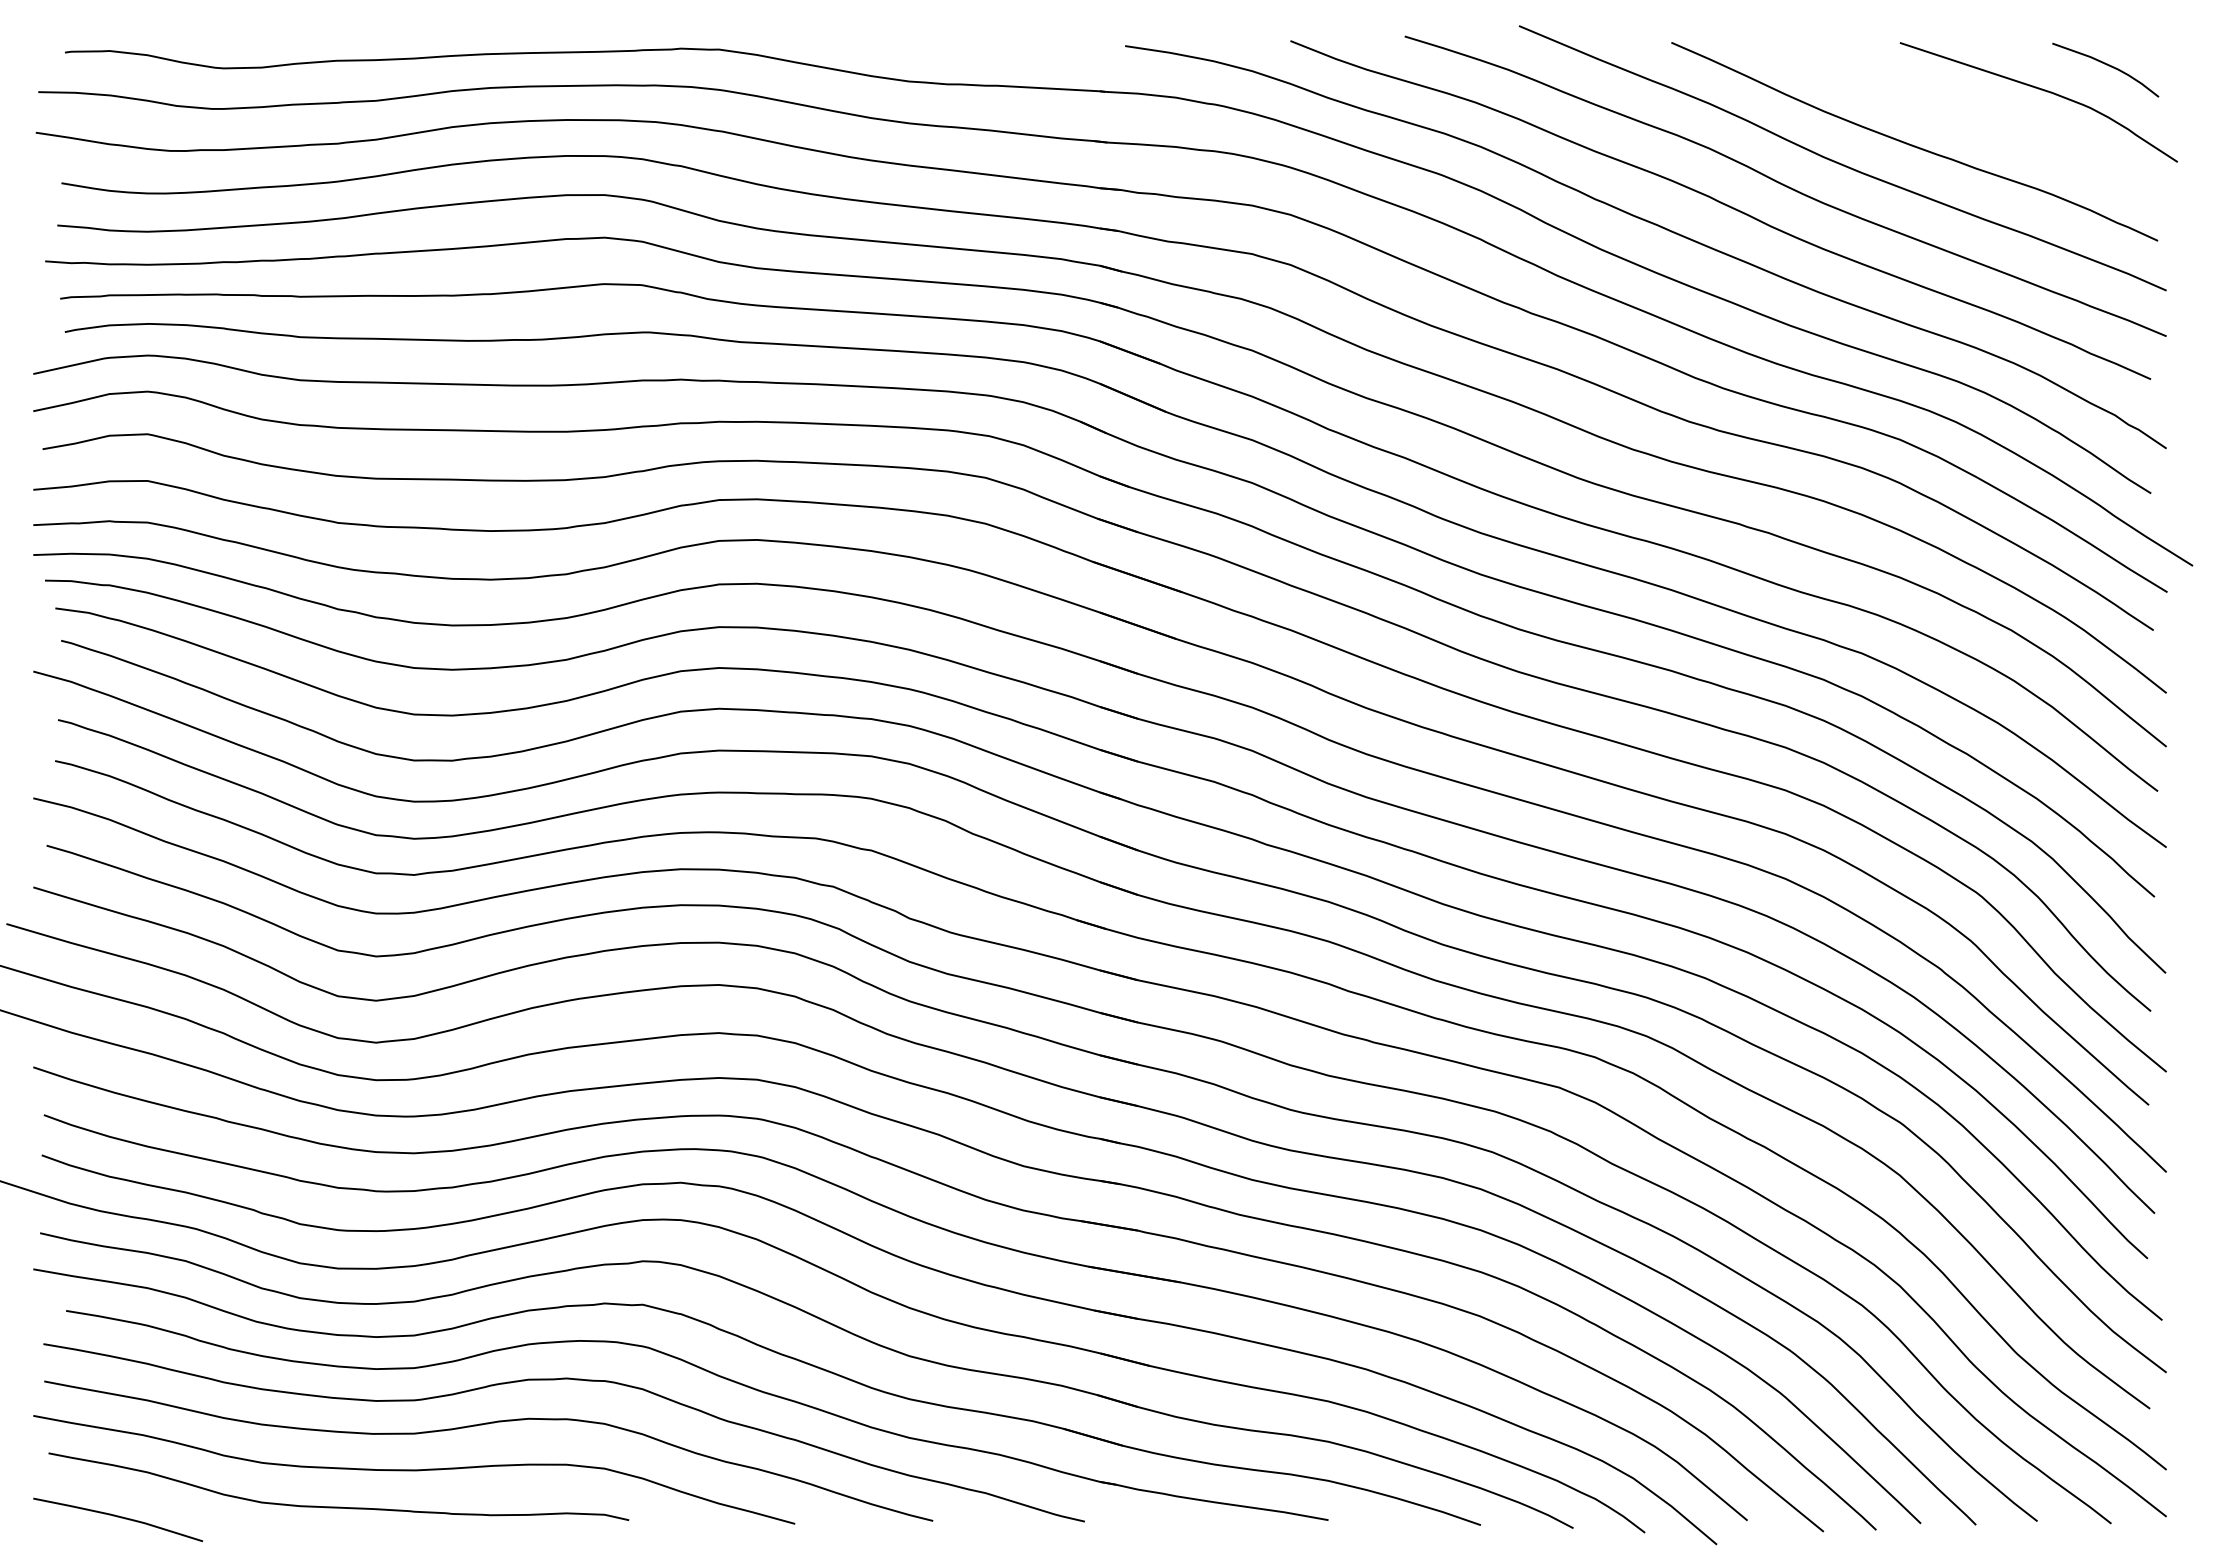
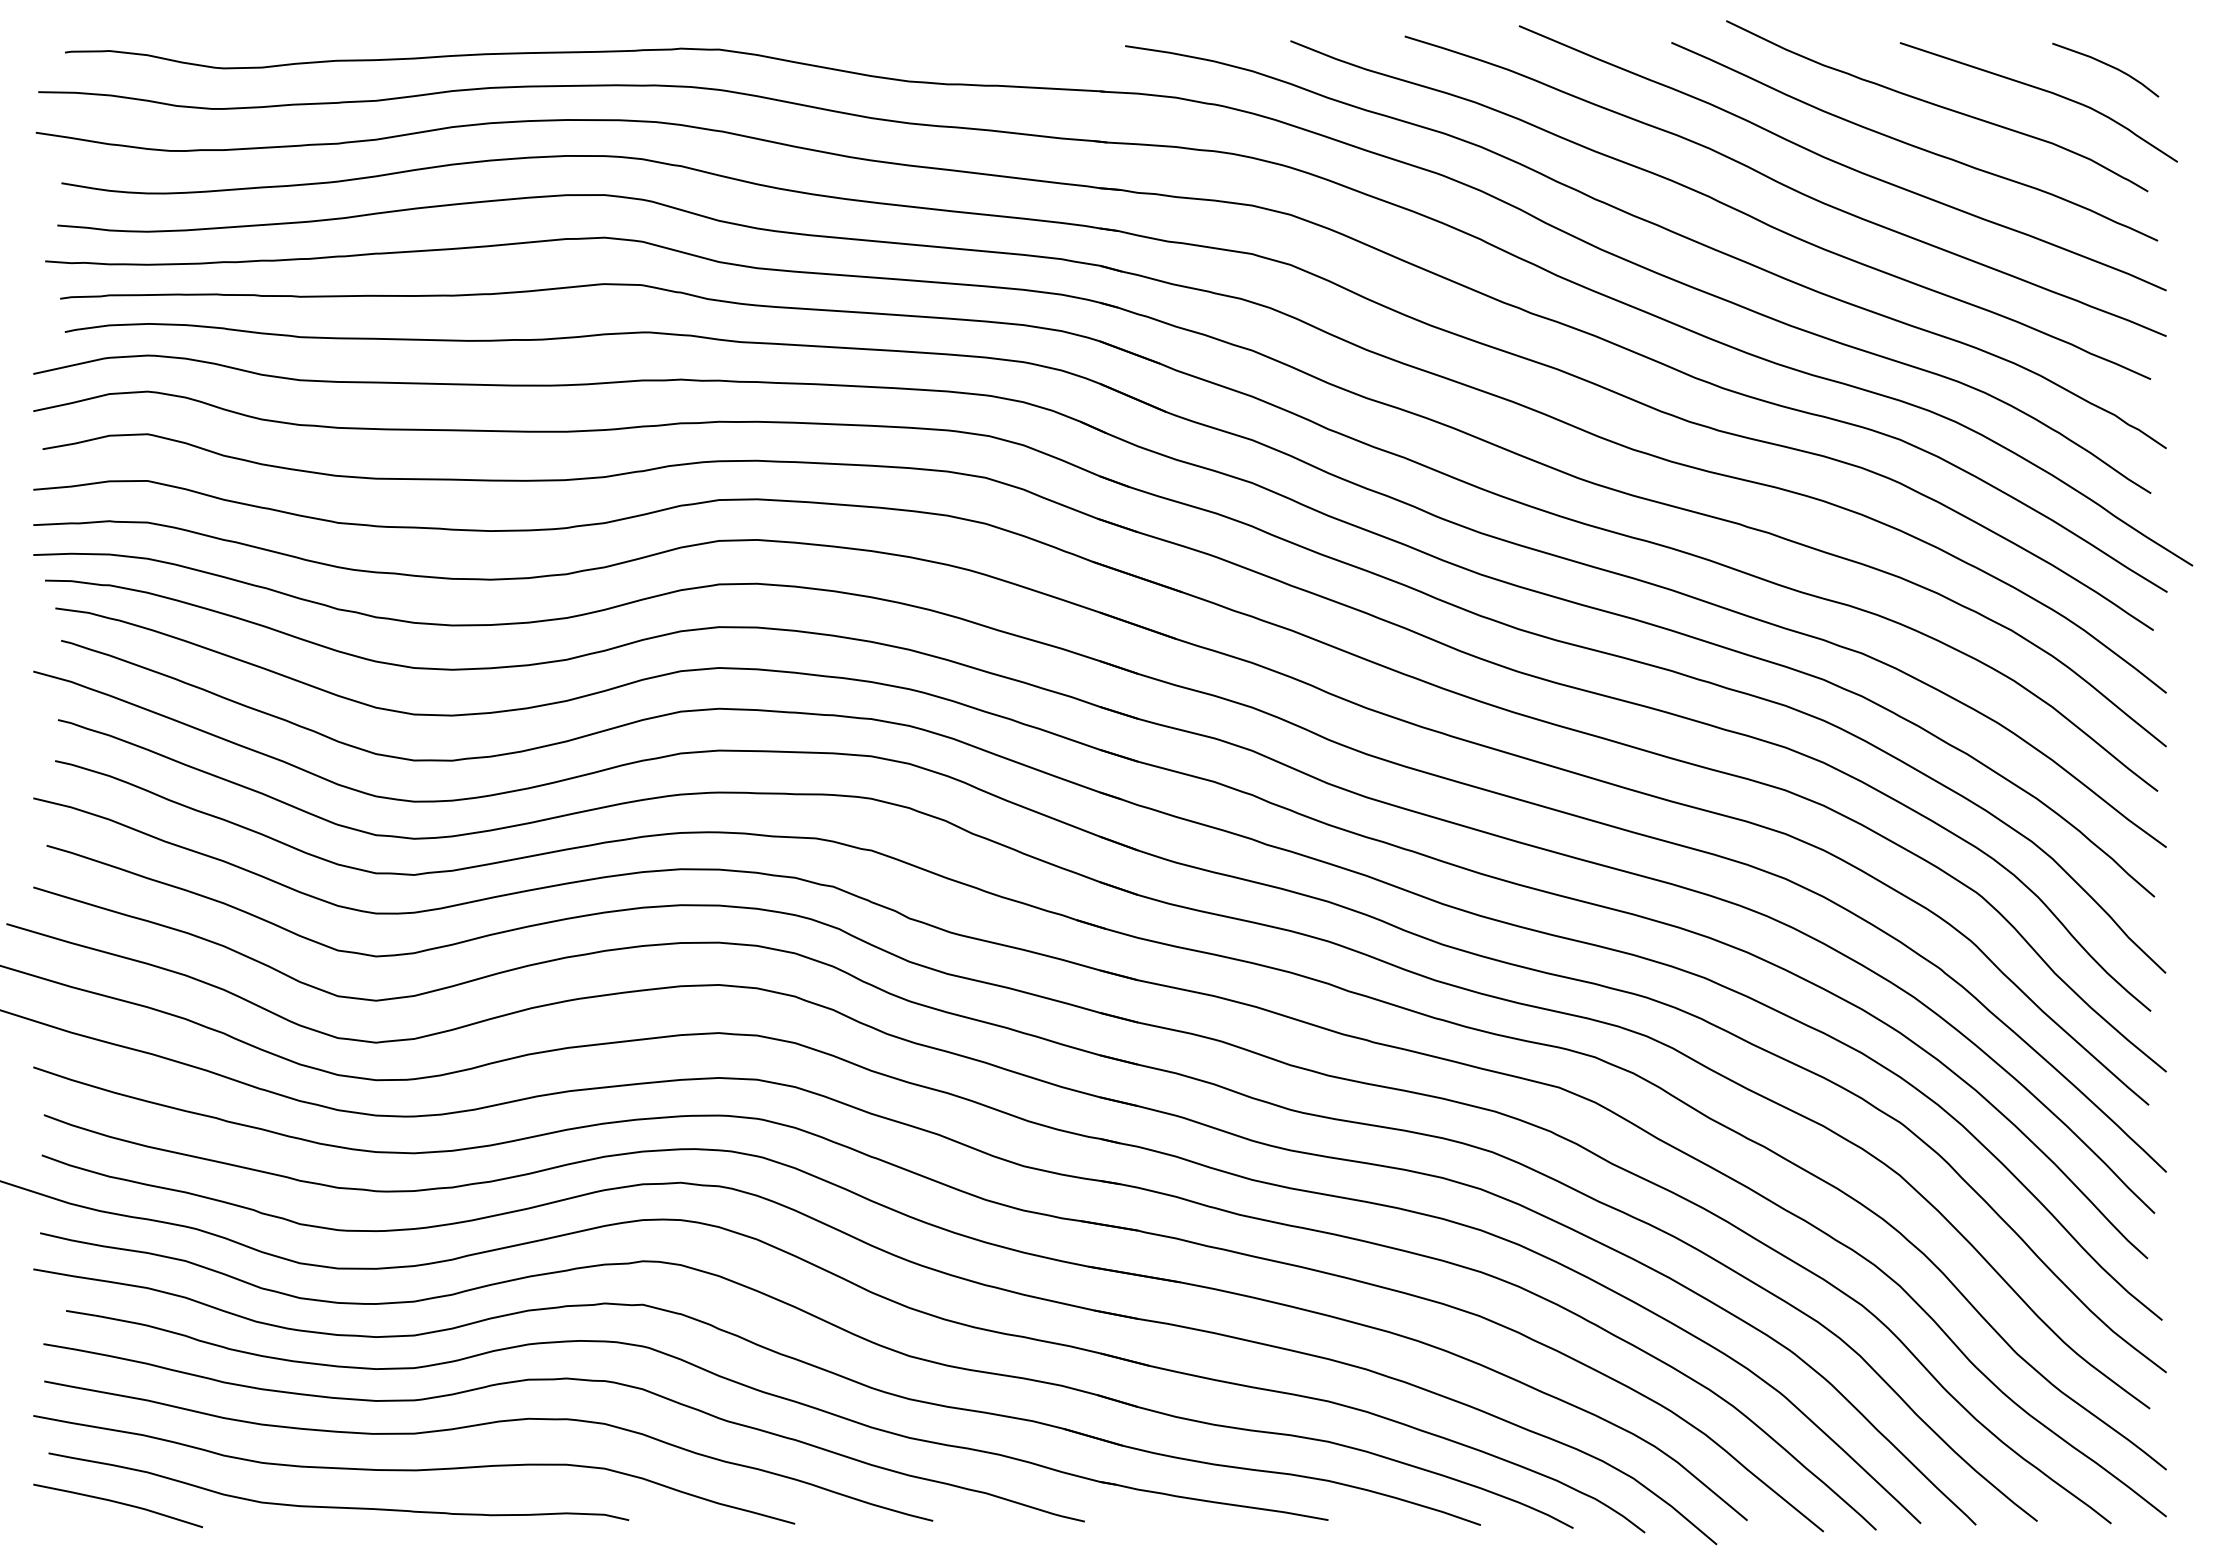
curve: none -> present (1937, 106)
curve position: (118, 1517) -> (118, 1503) (118, 1503)
